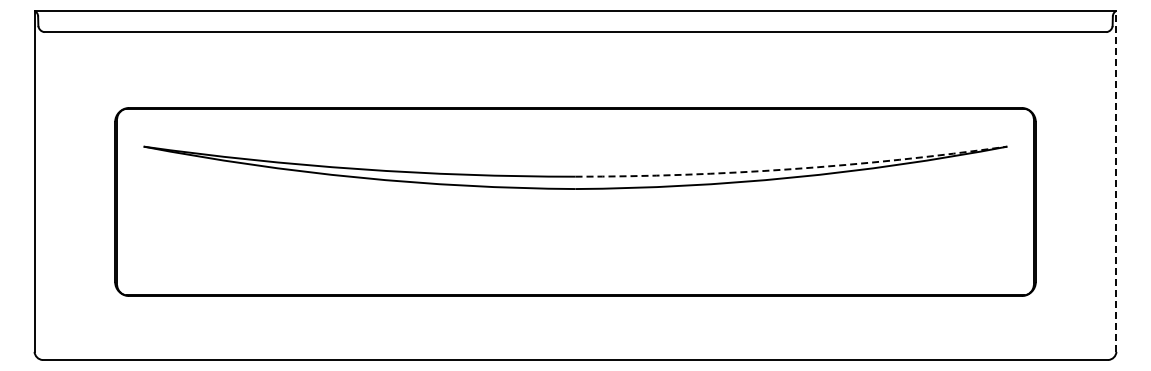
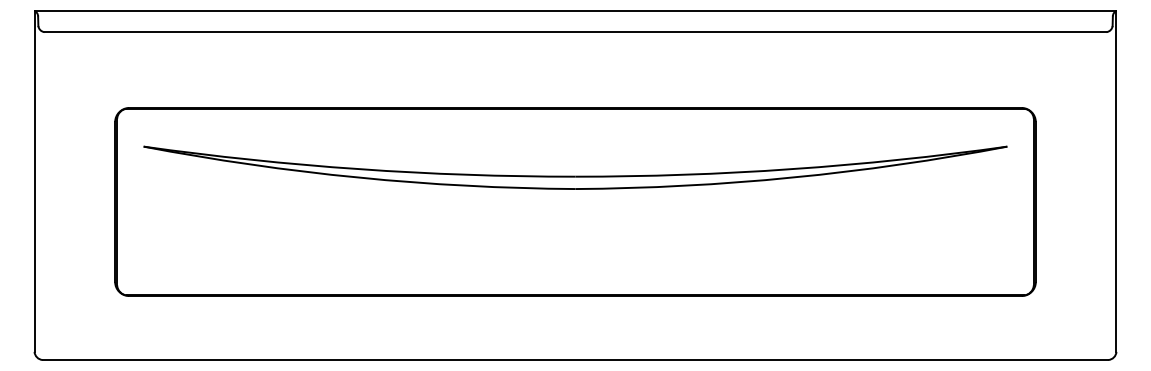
arc: dashed -> solid (791, 169)
line: dashed -> solid (1116, 180)
